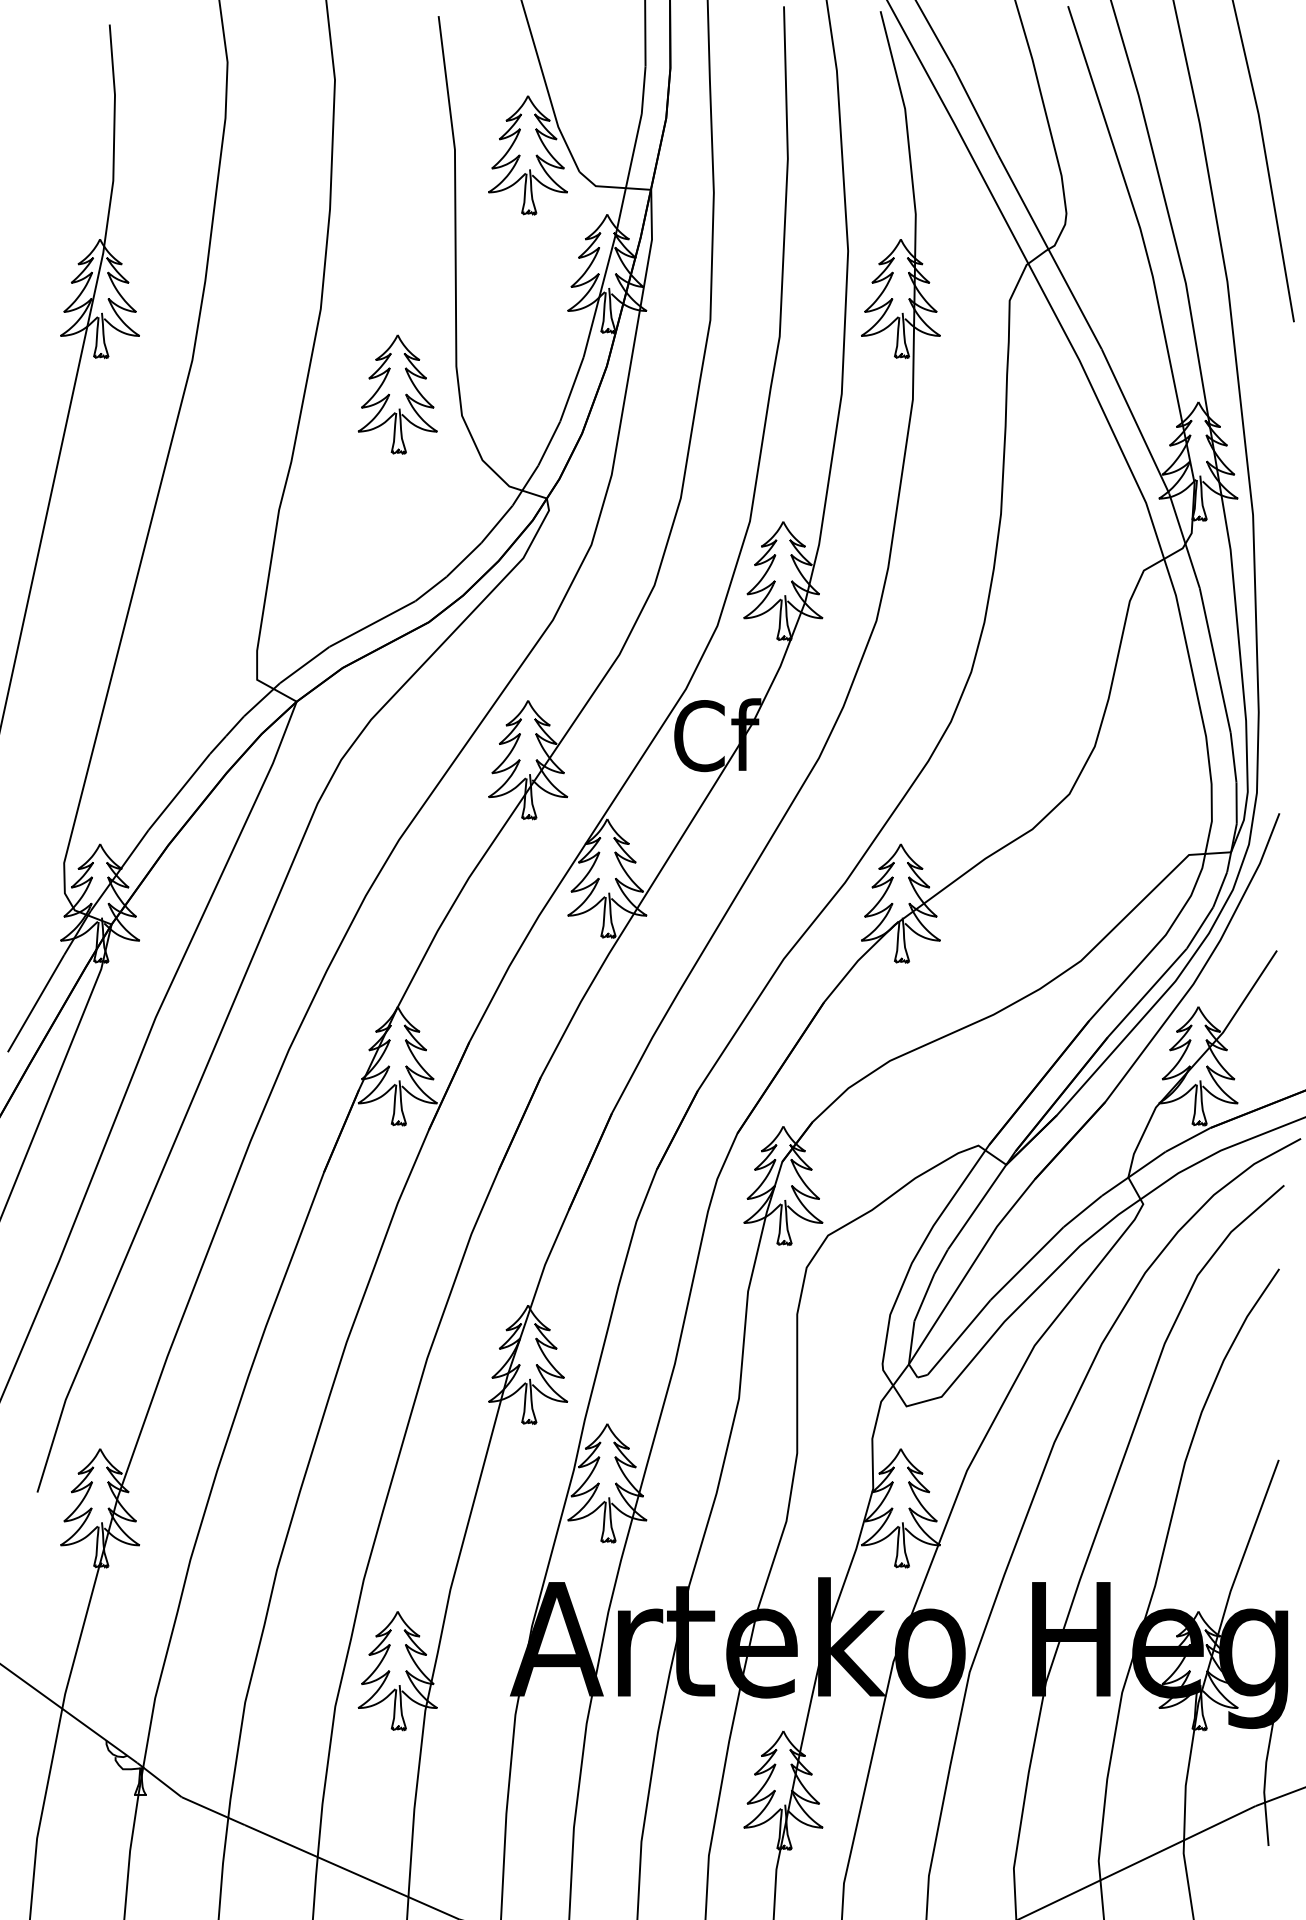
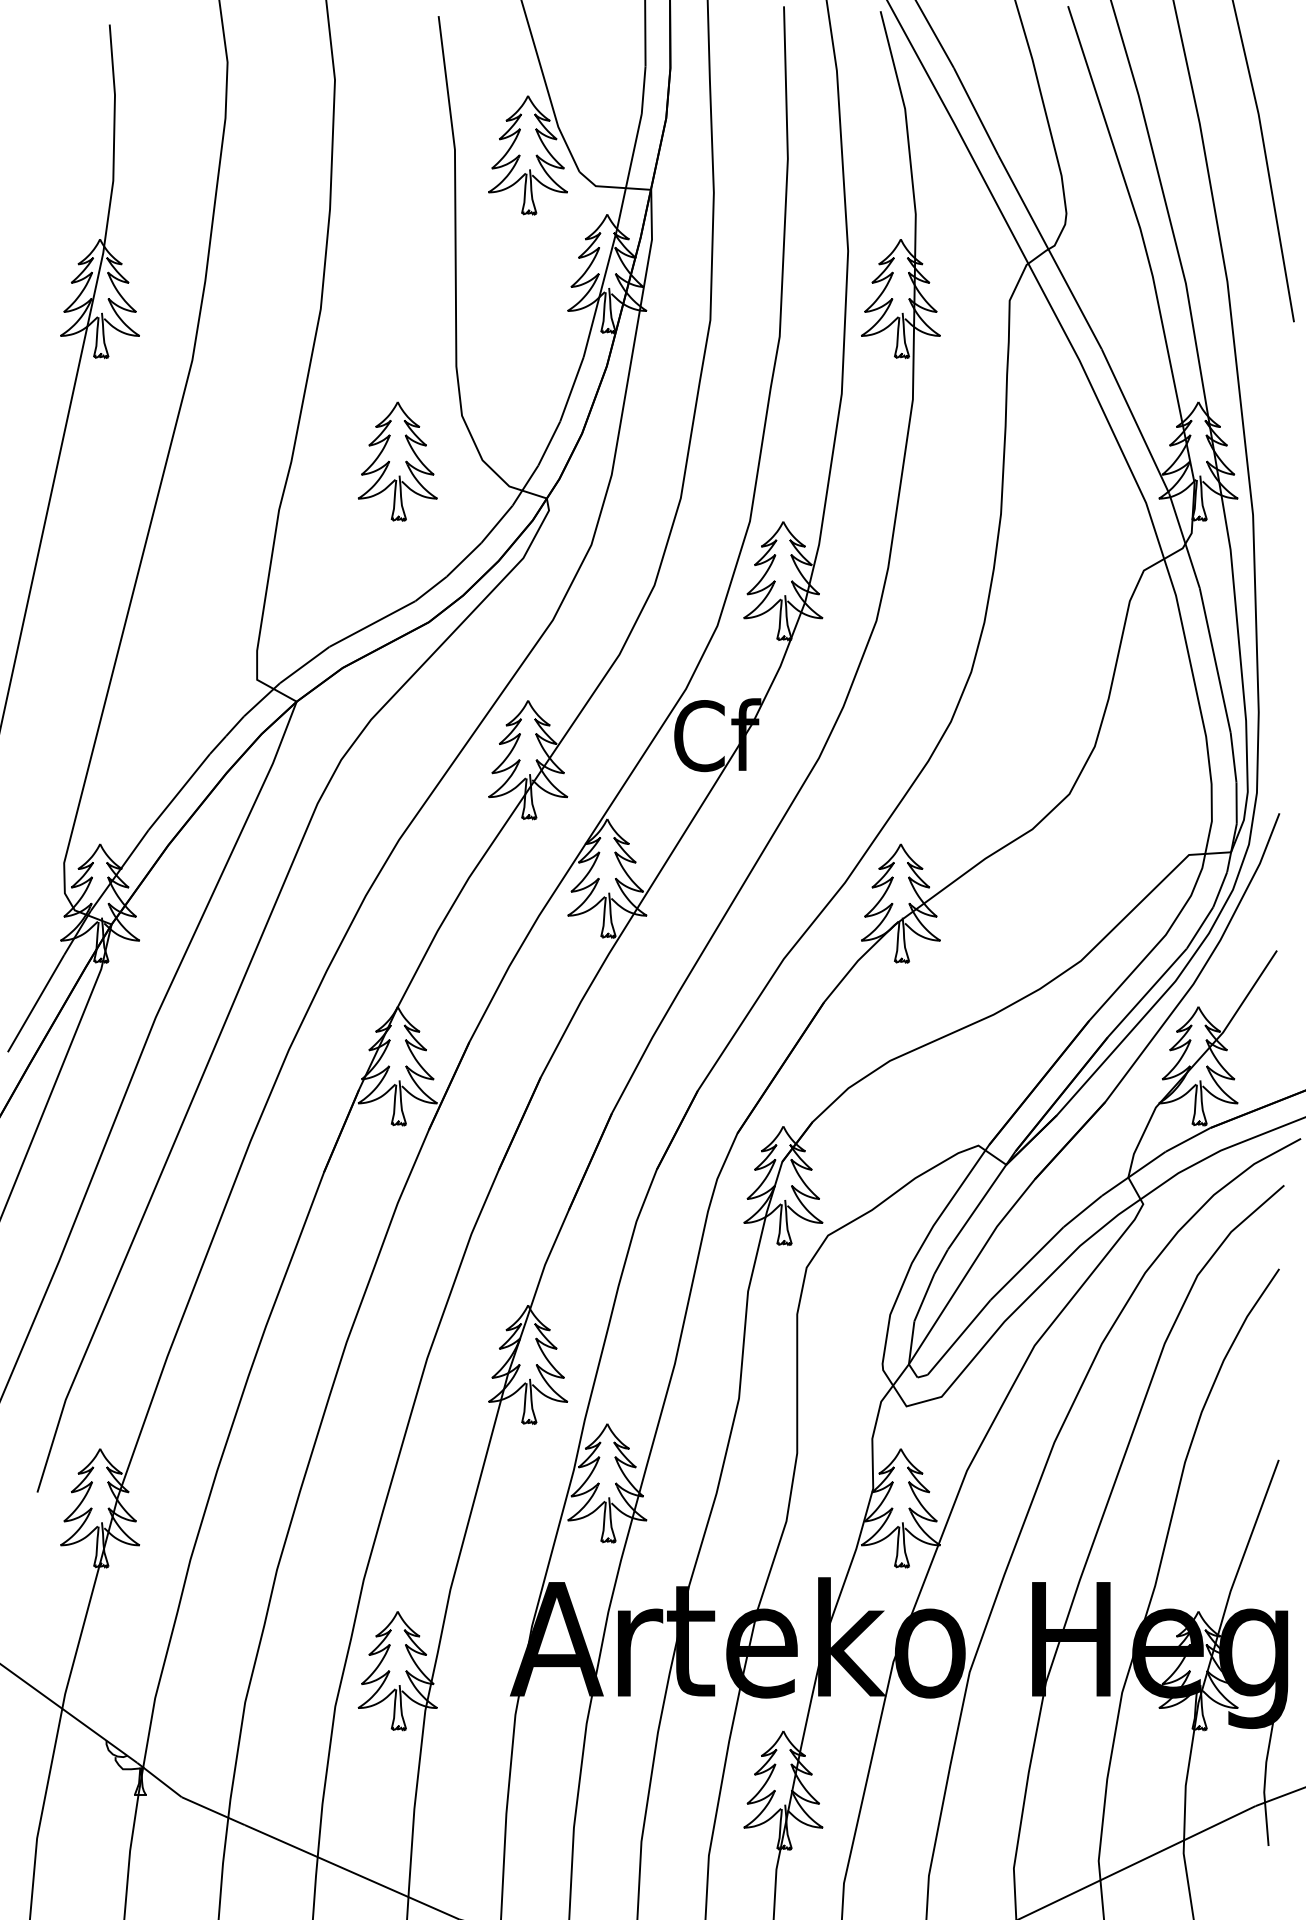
part position: (397, 394) -> (397, 461) (397, 461)
